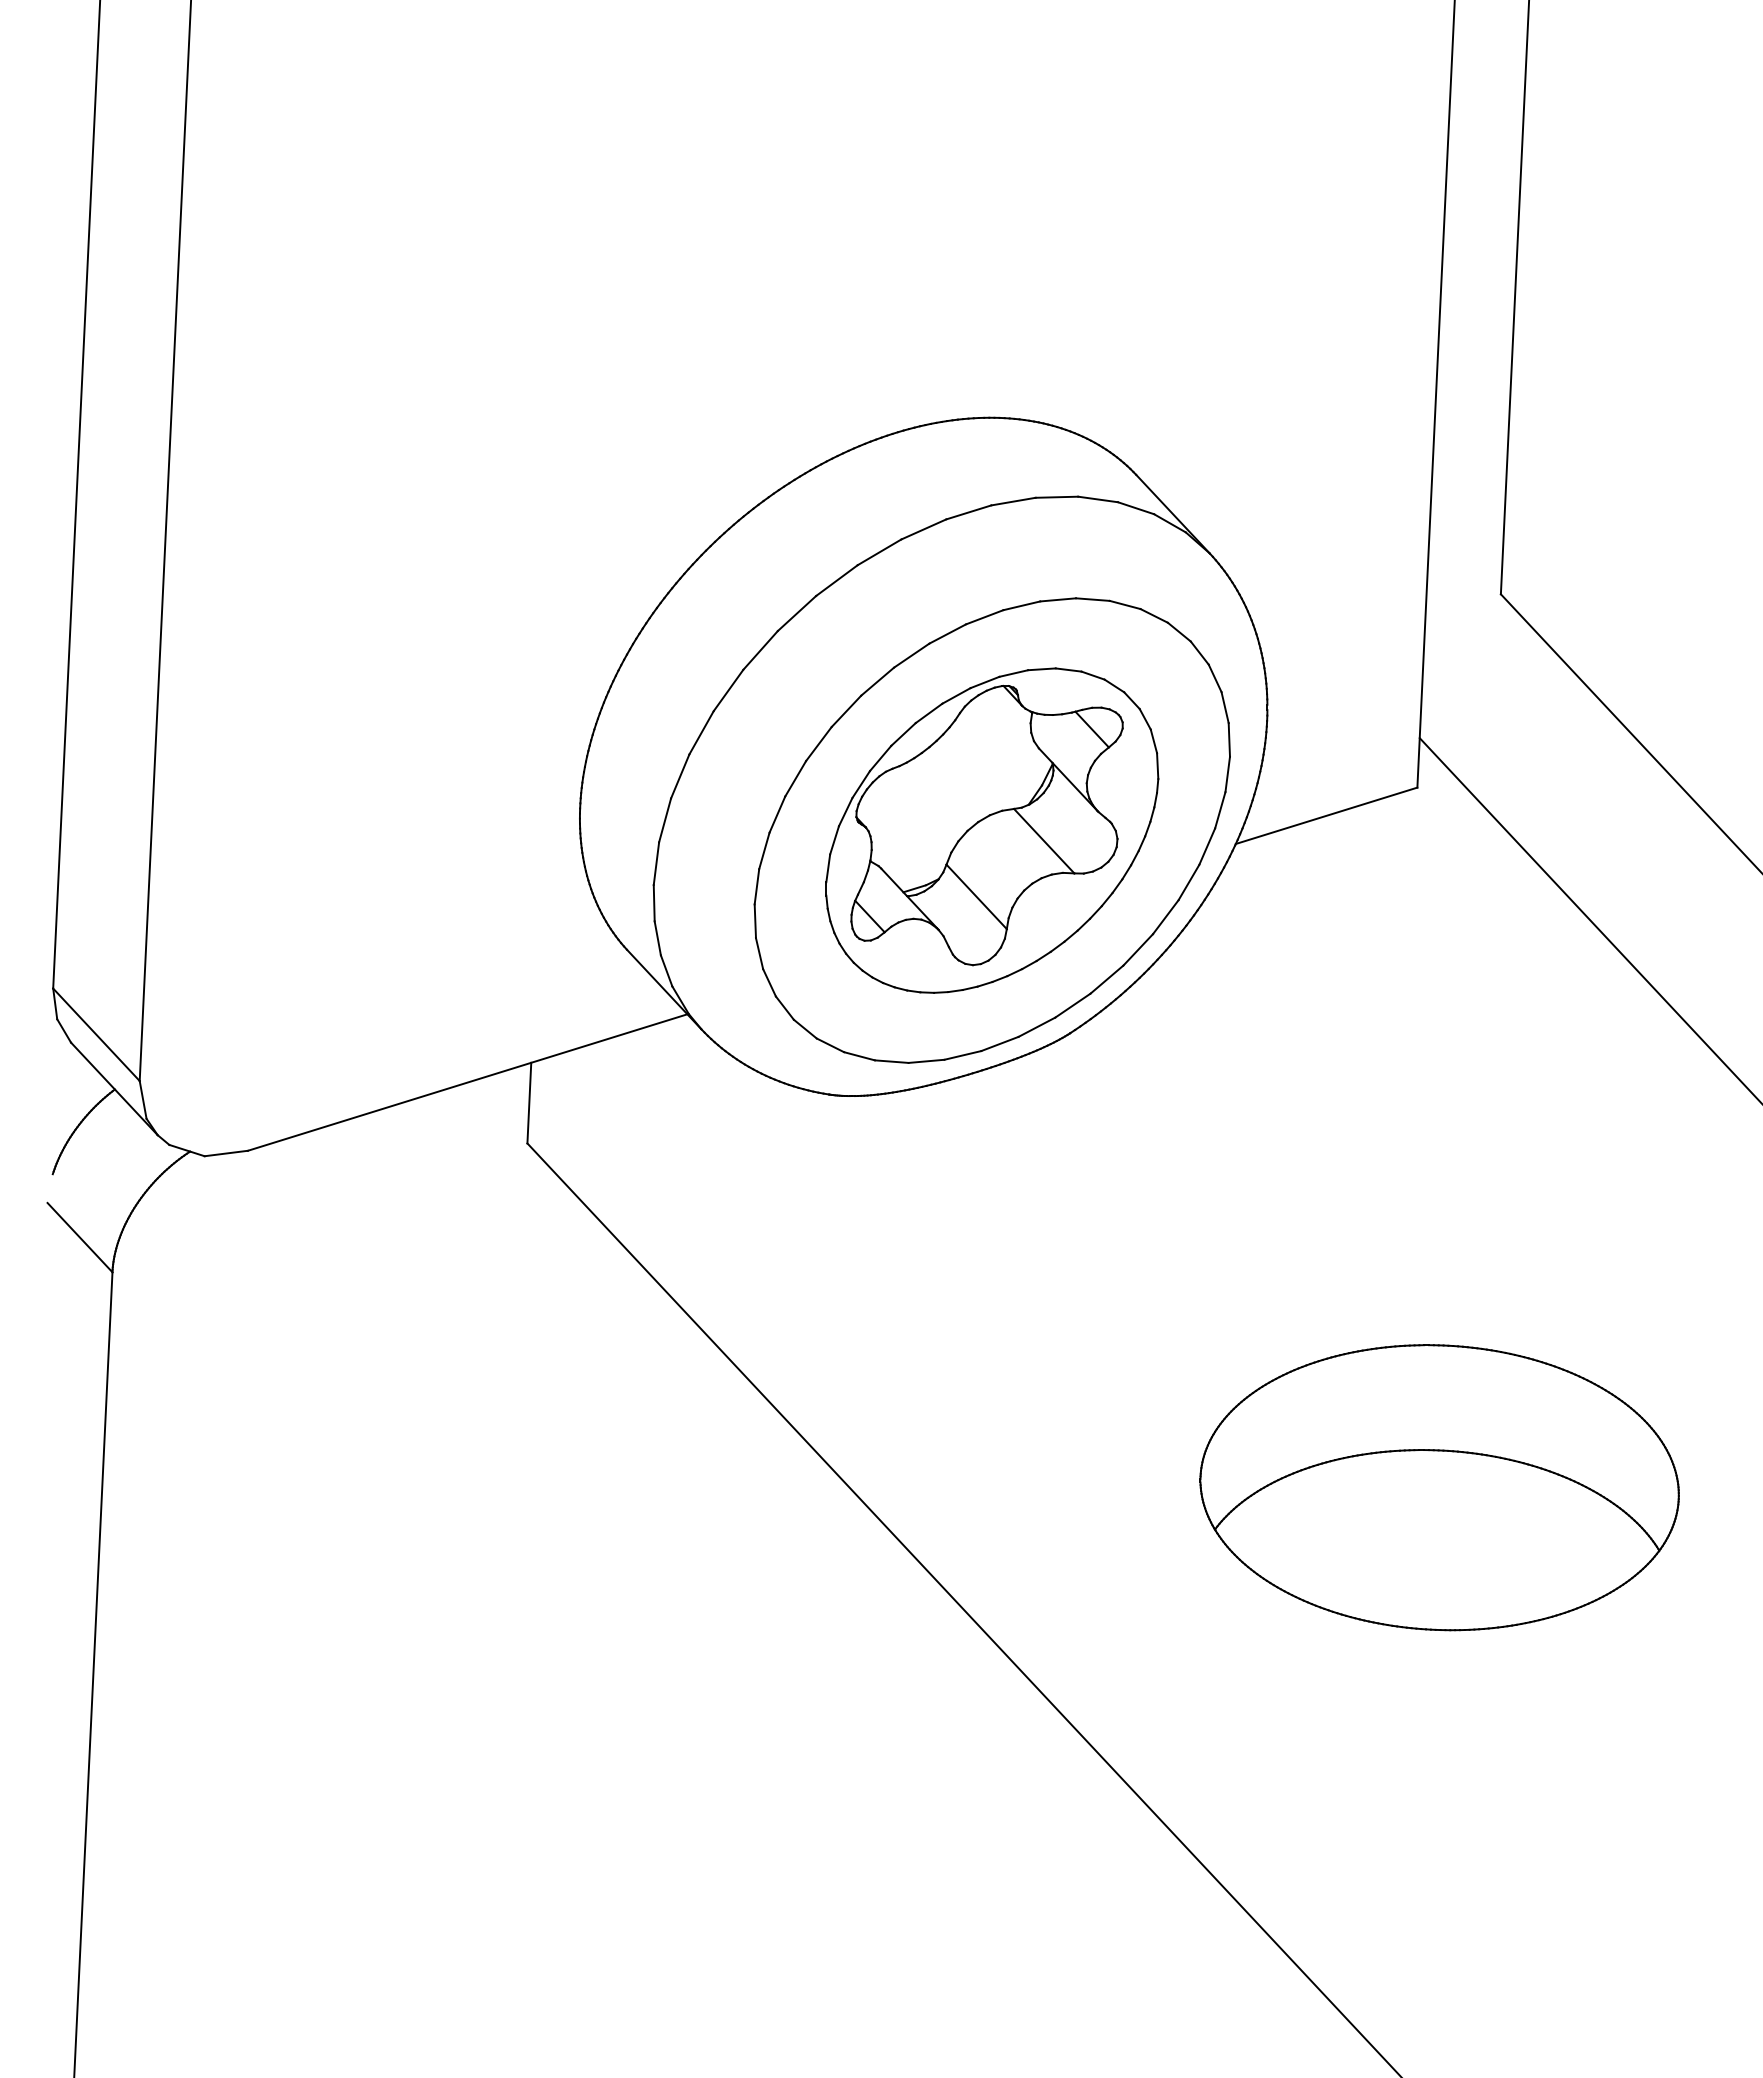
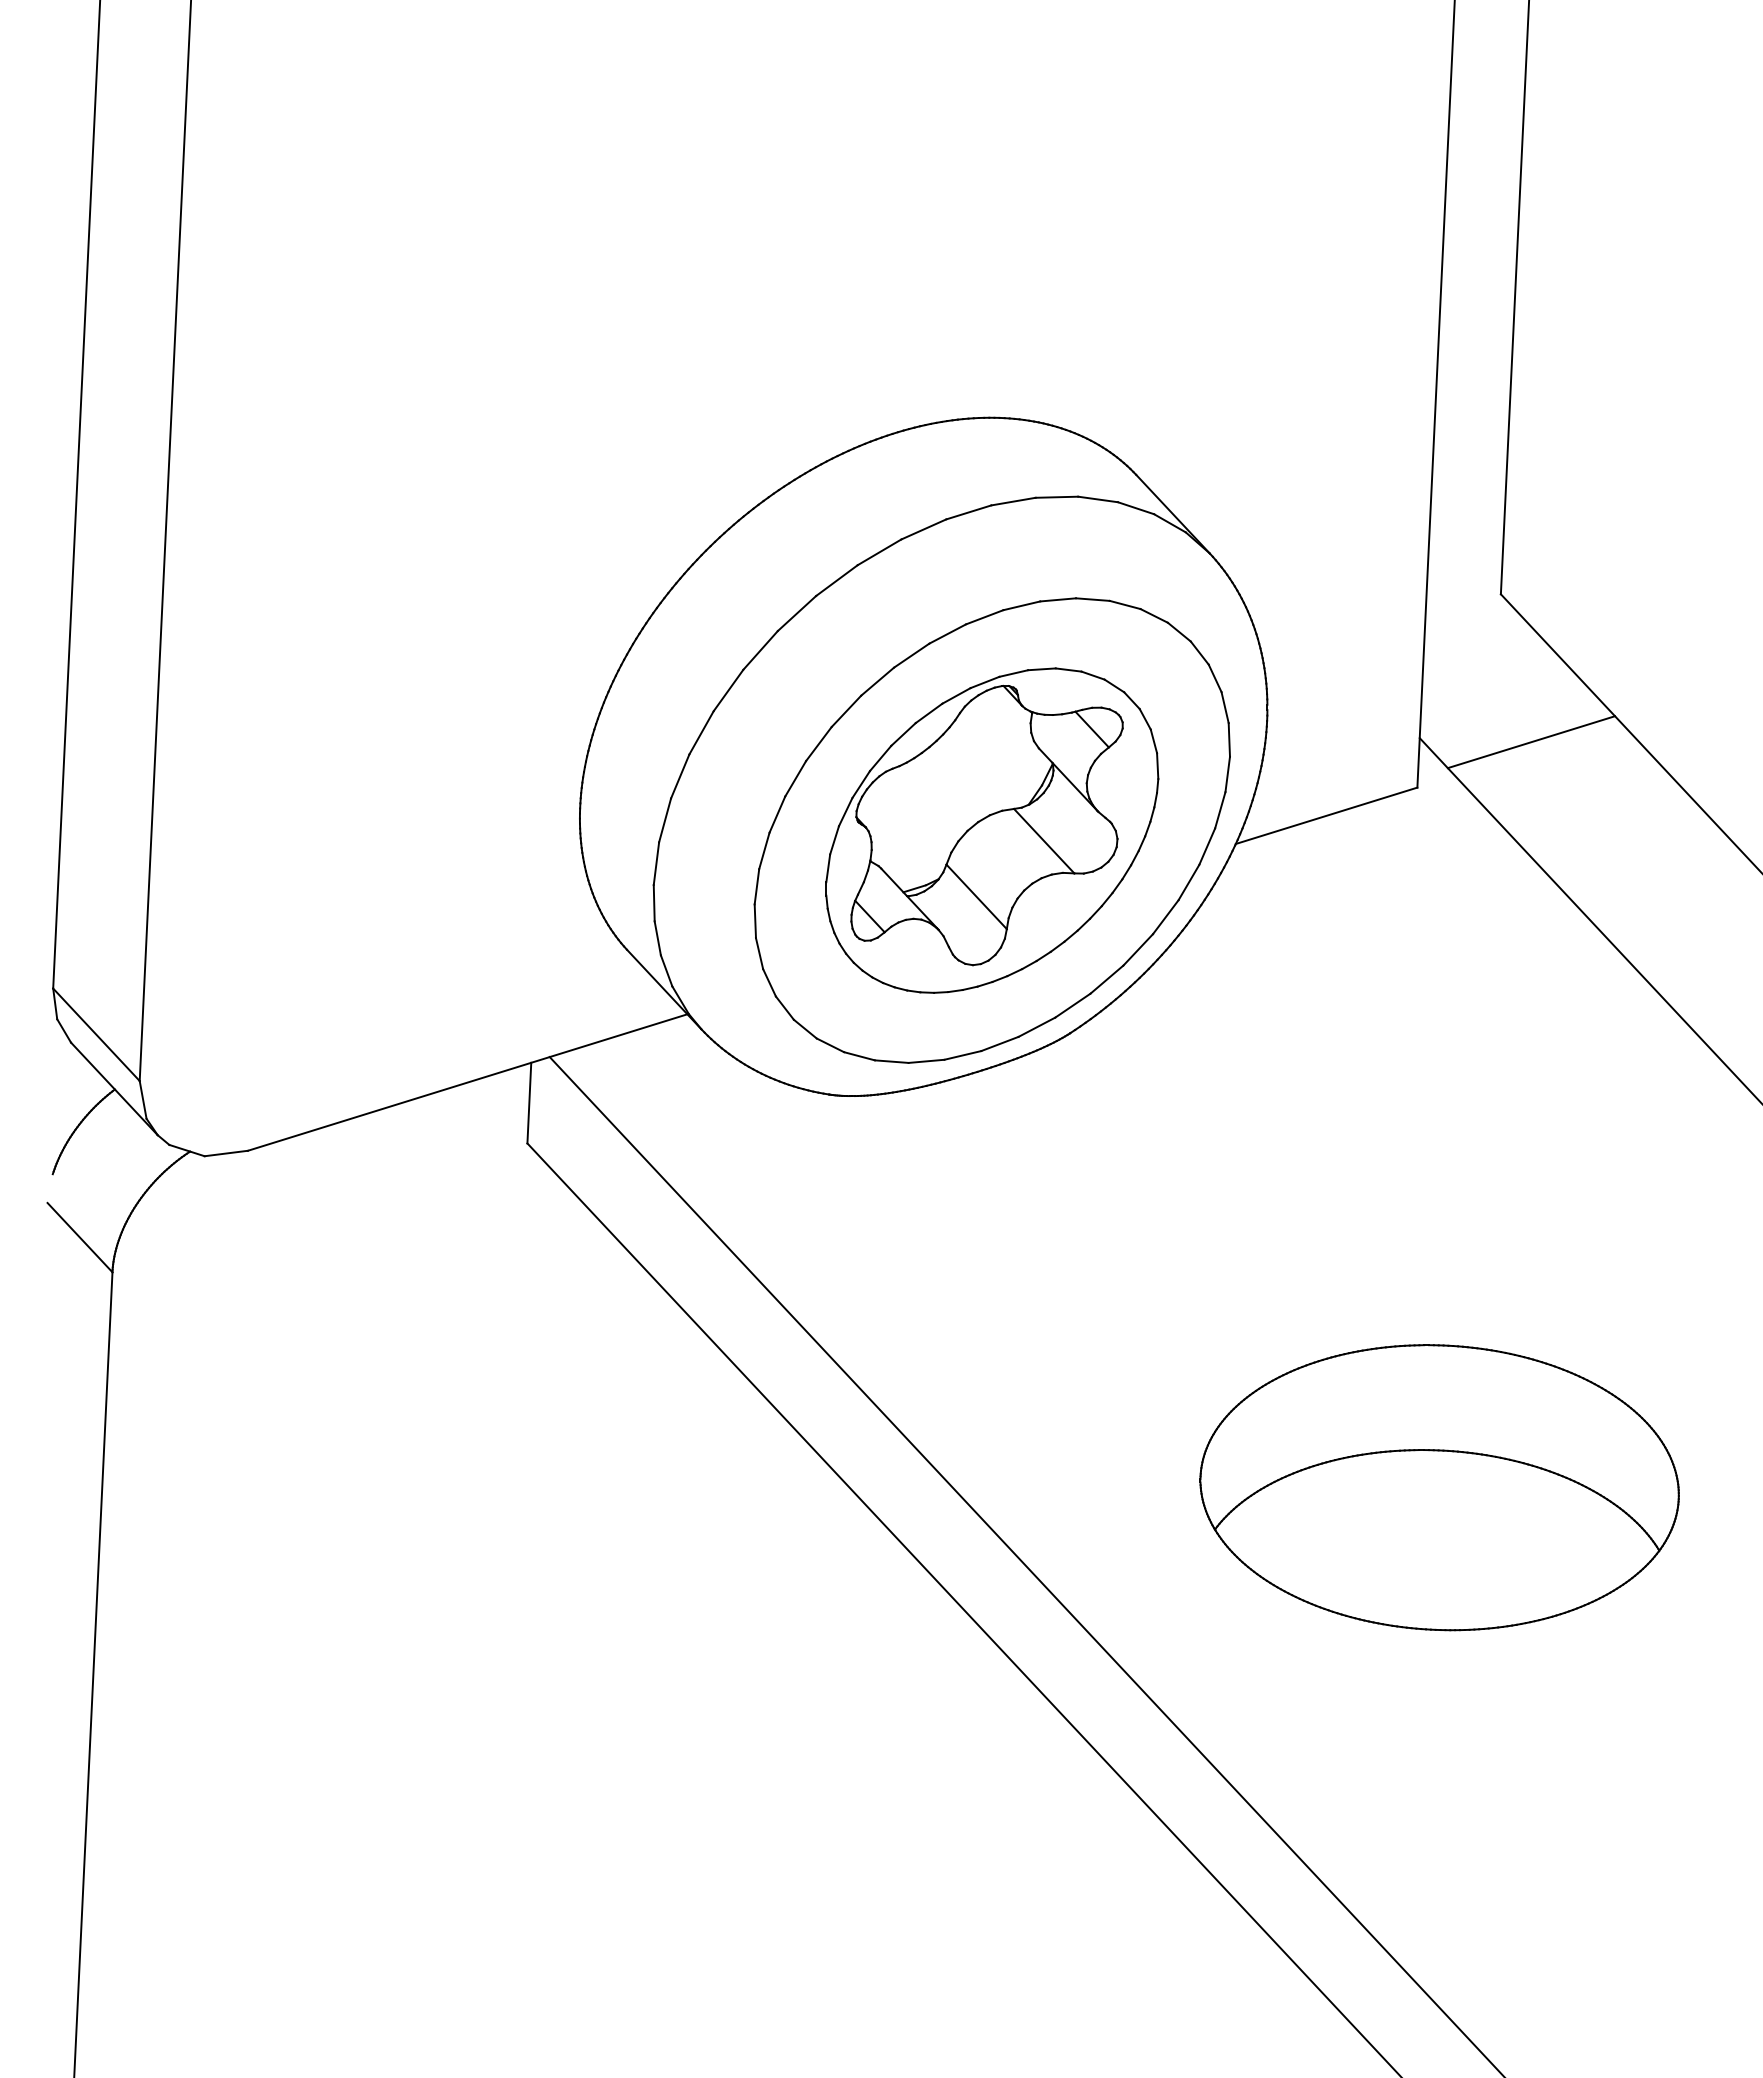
line: none -> present (1531, 742)
line: none -> present (1025, 1565)
